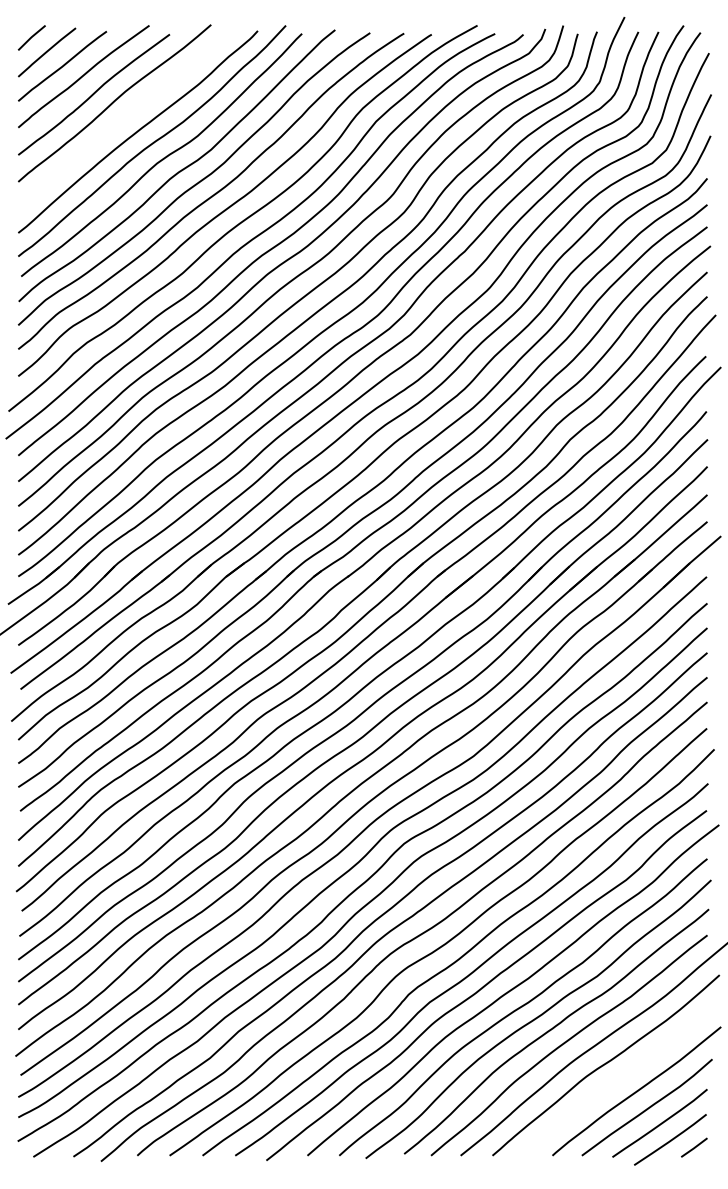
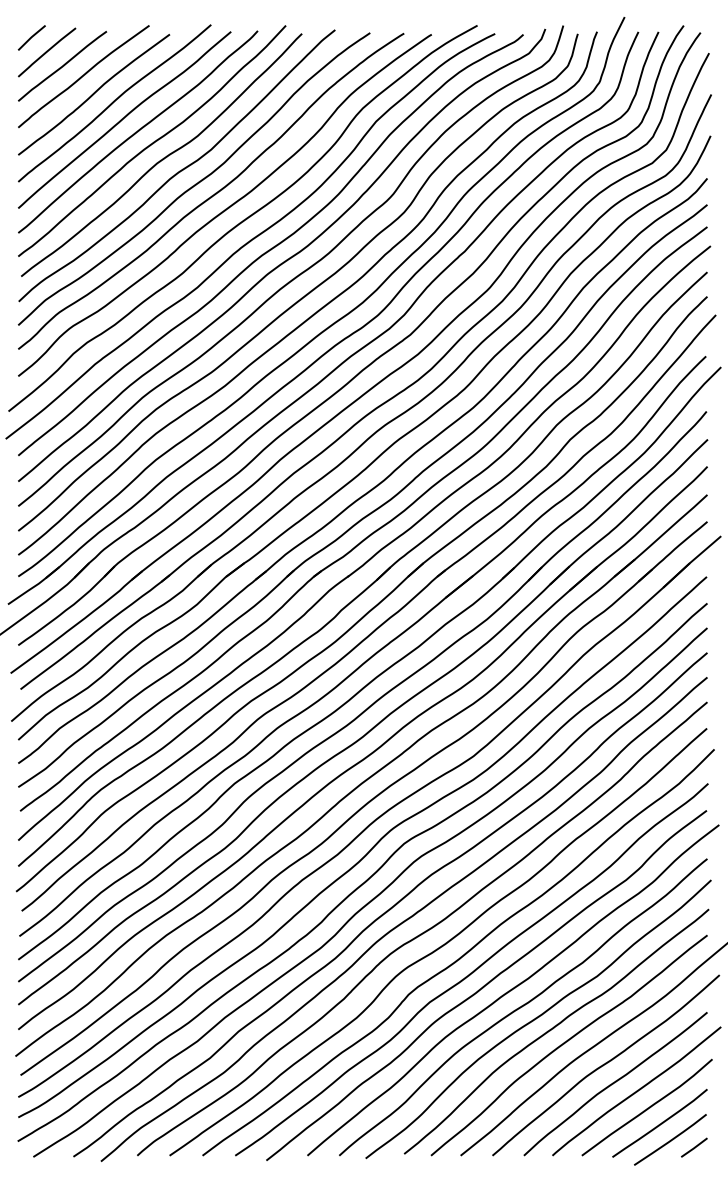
curve: none -> present (124, 118)
curve: none -> present (614, 1083)
